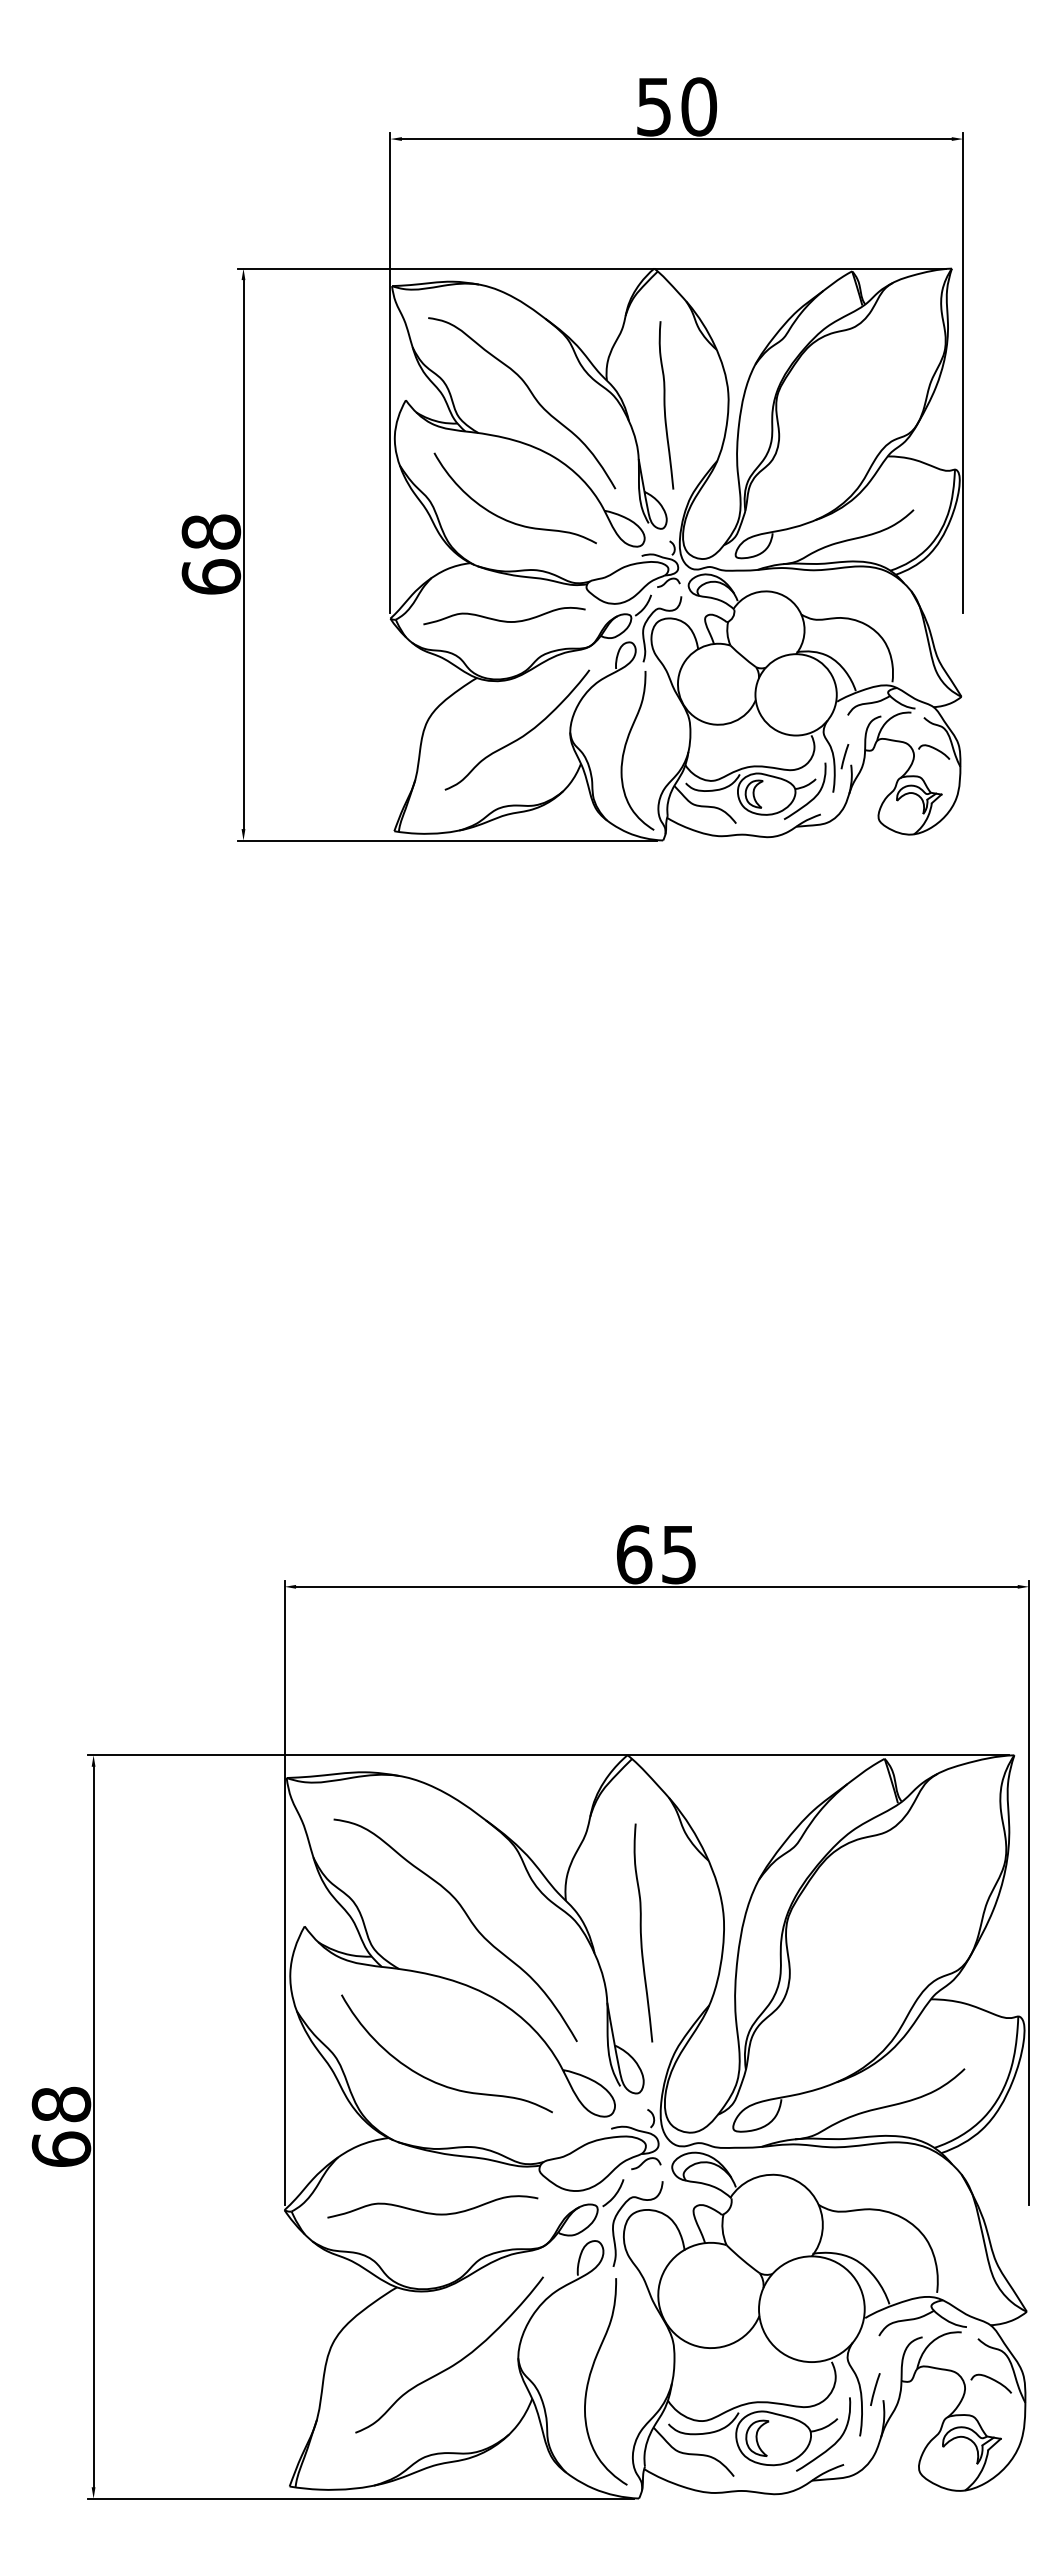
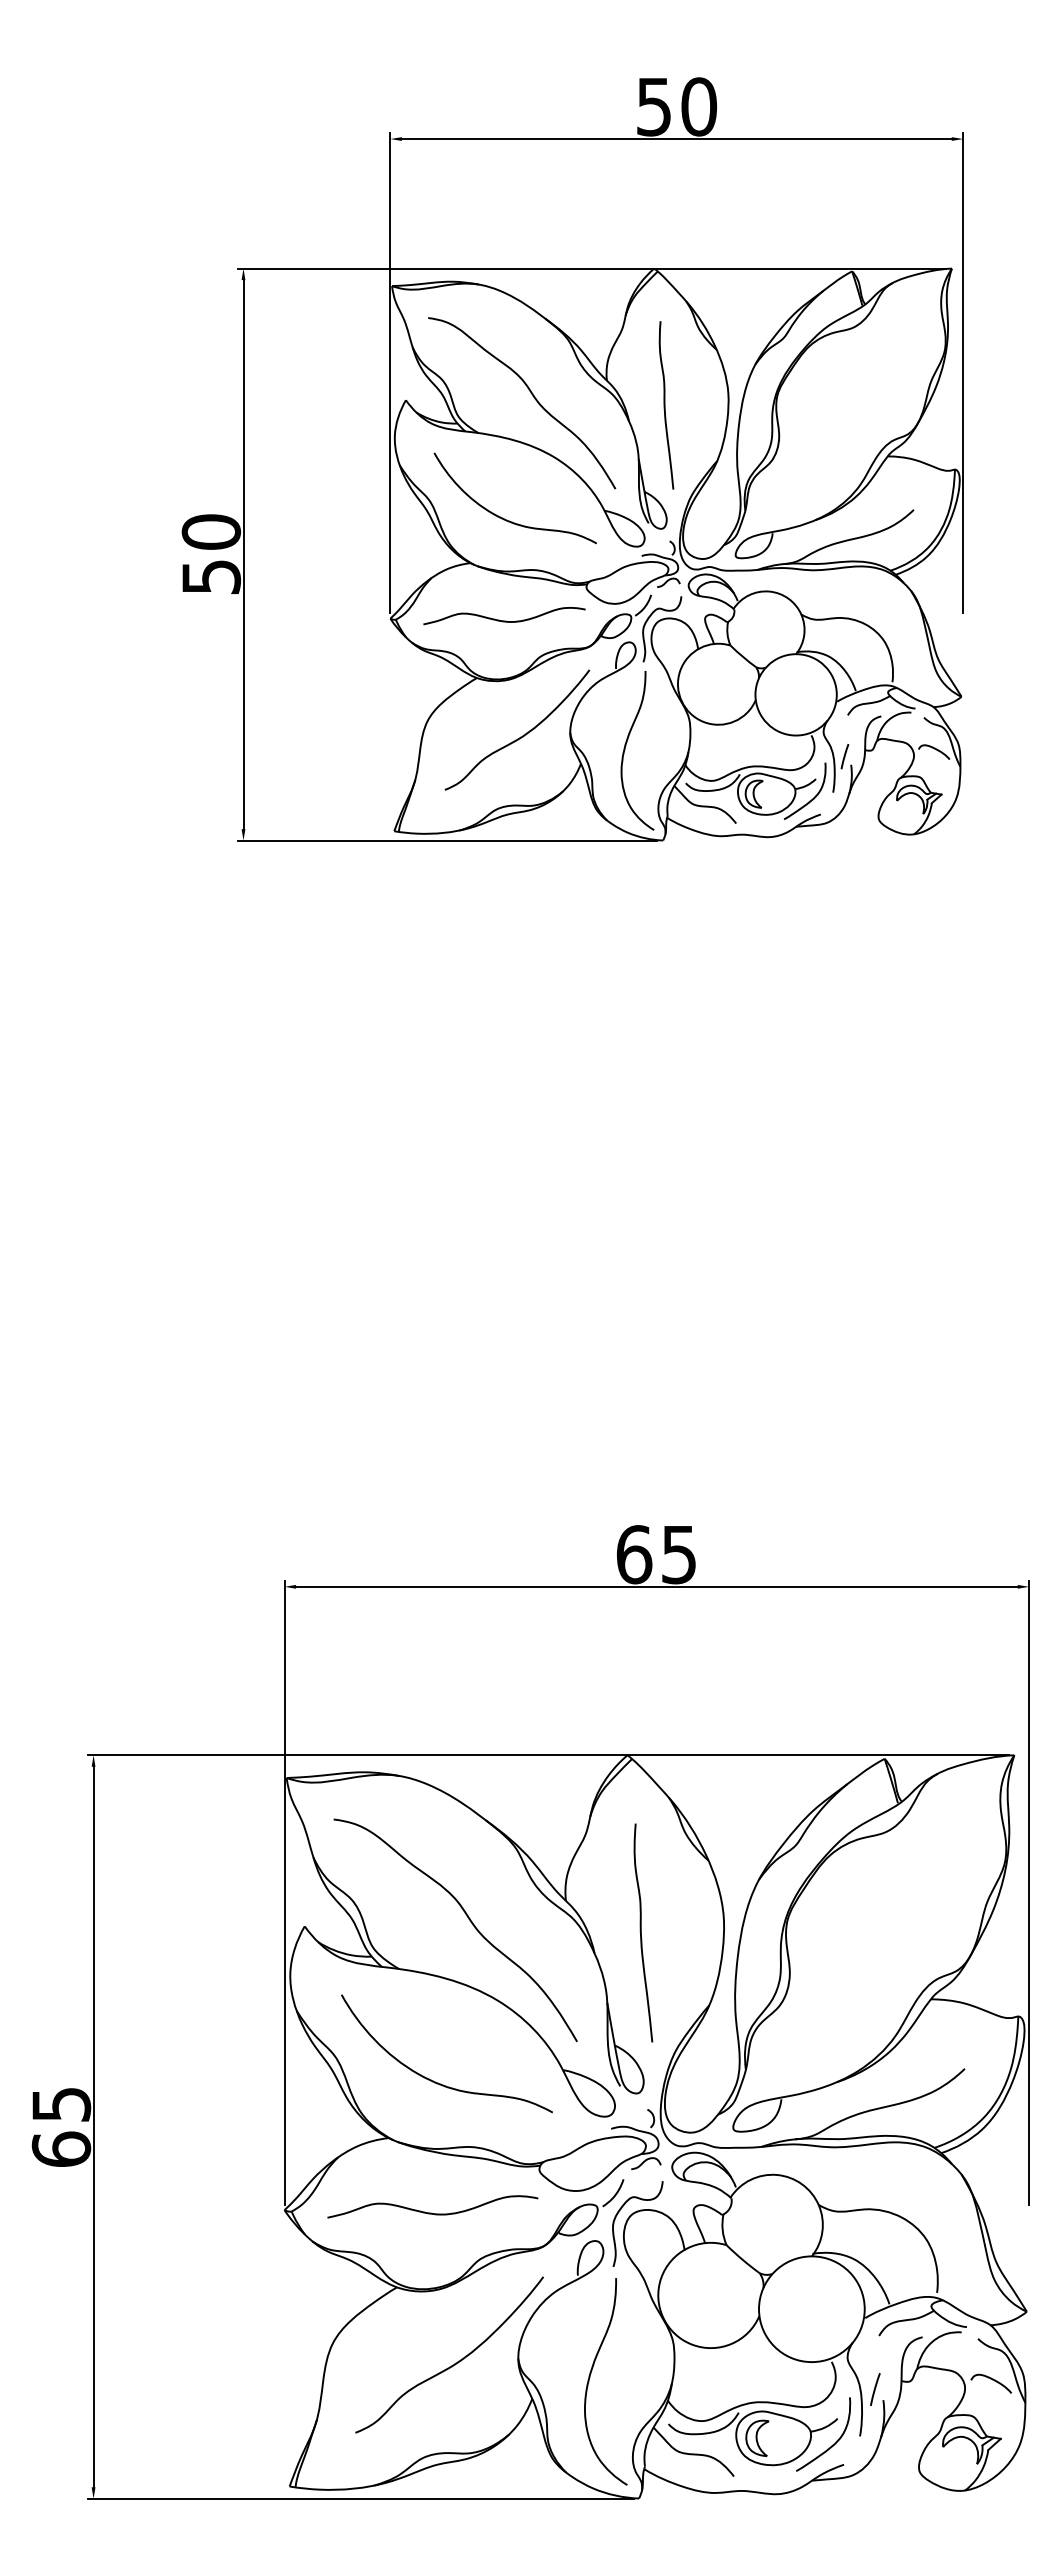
text: 68 -> 50 (211, 554)
text: 68 -> 65 (61, 2104)
